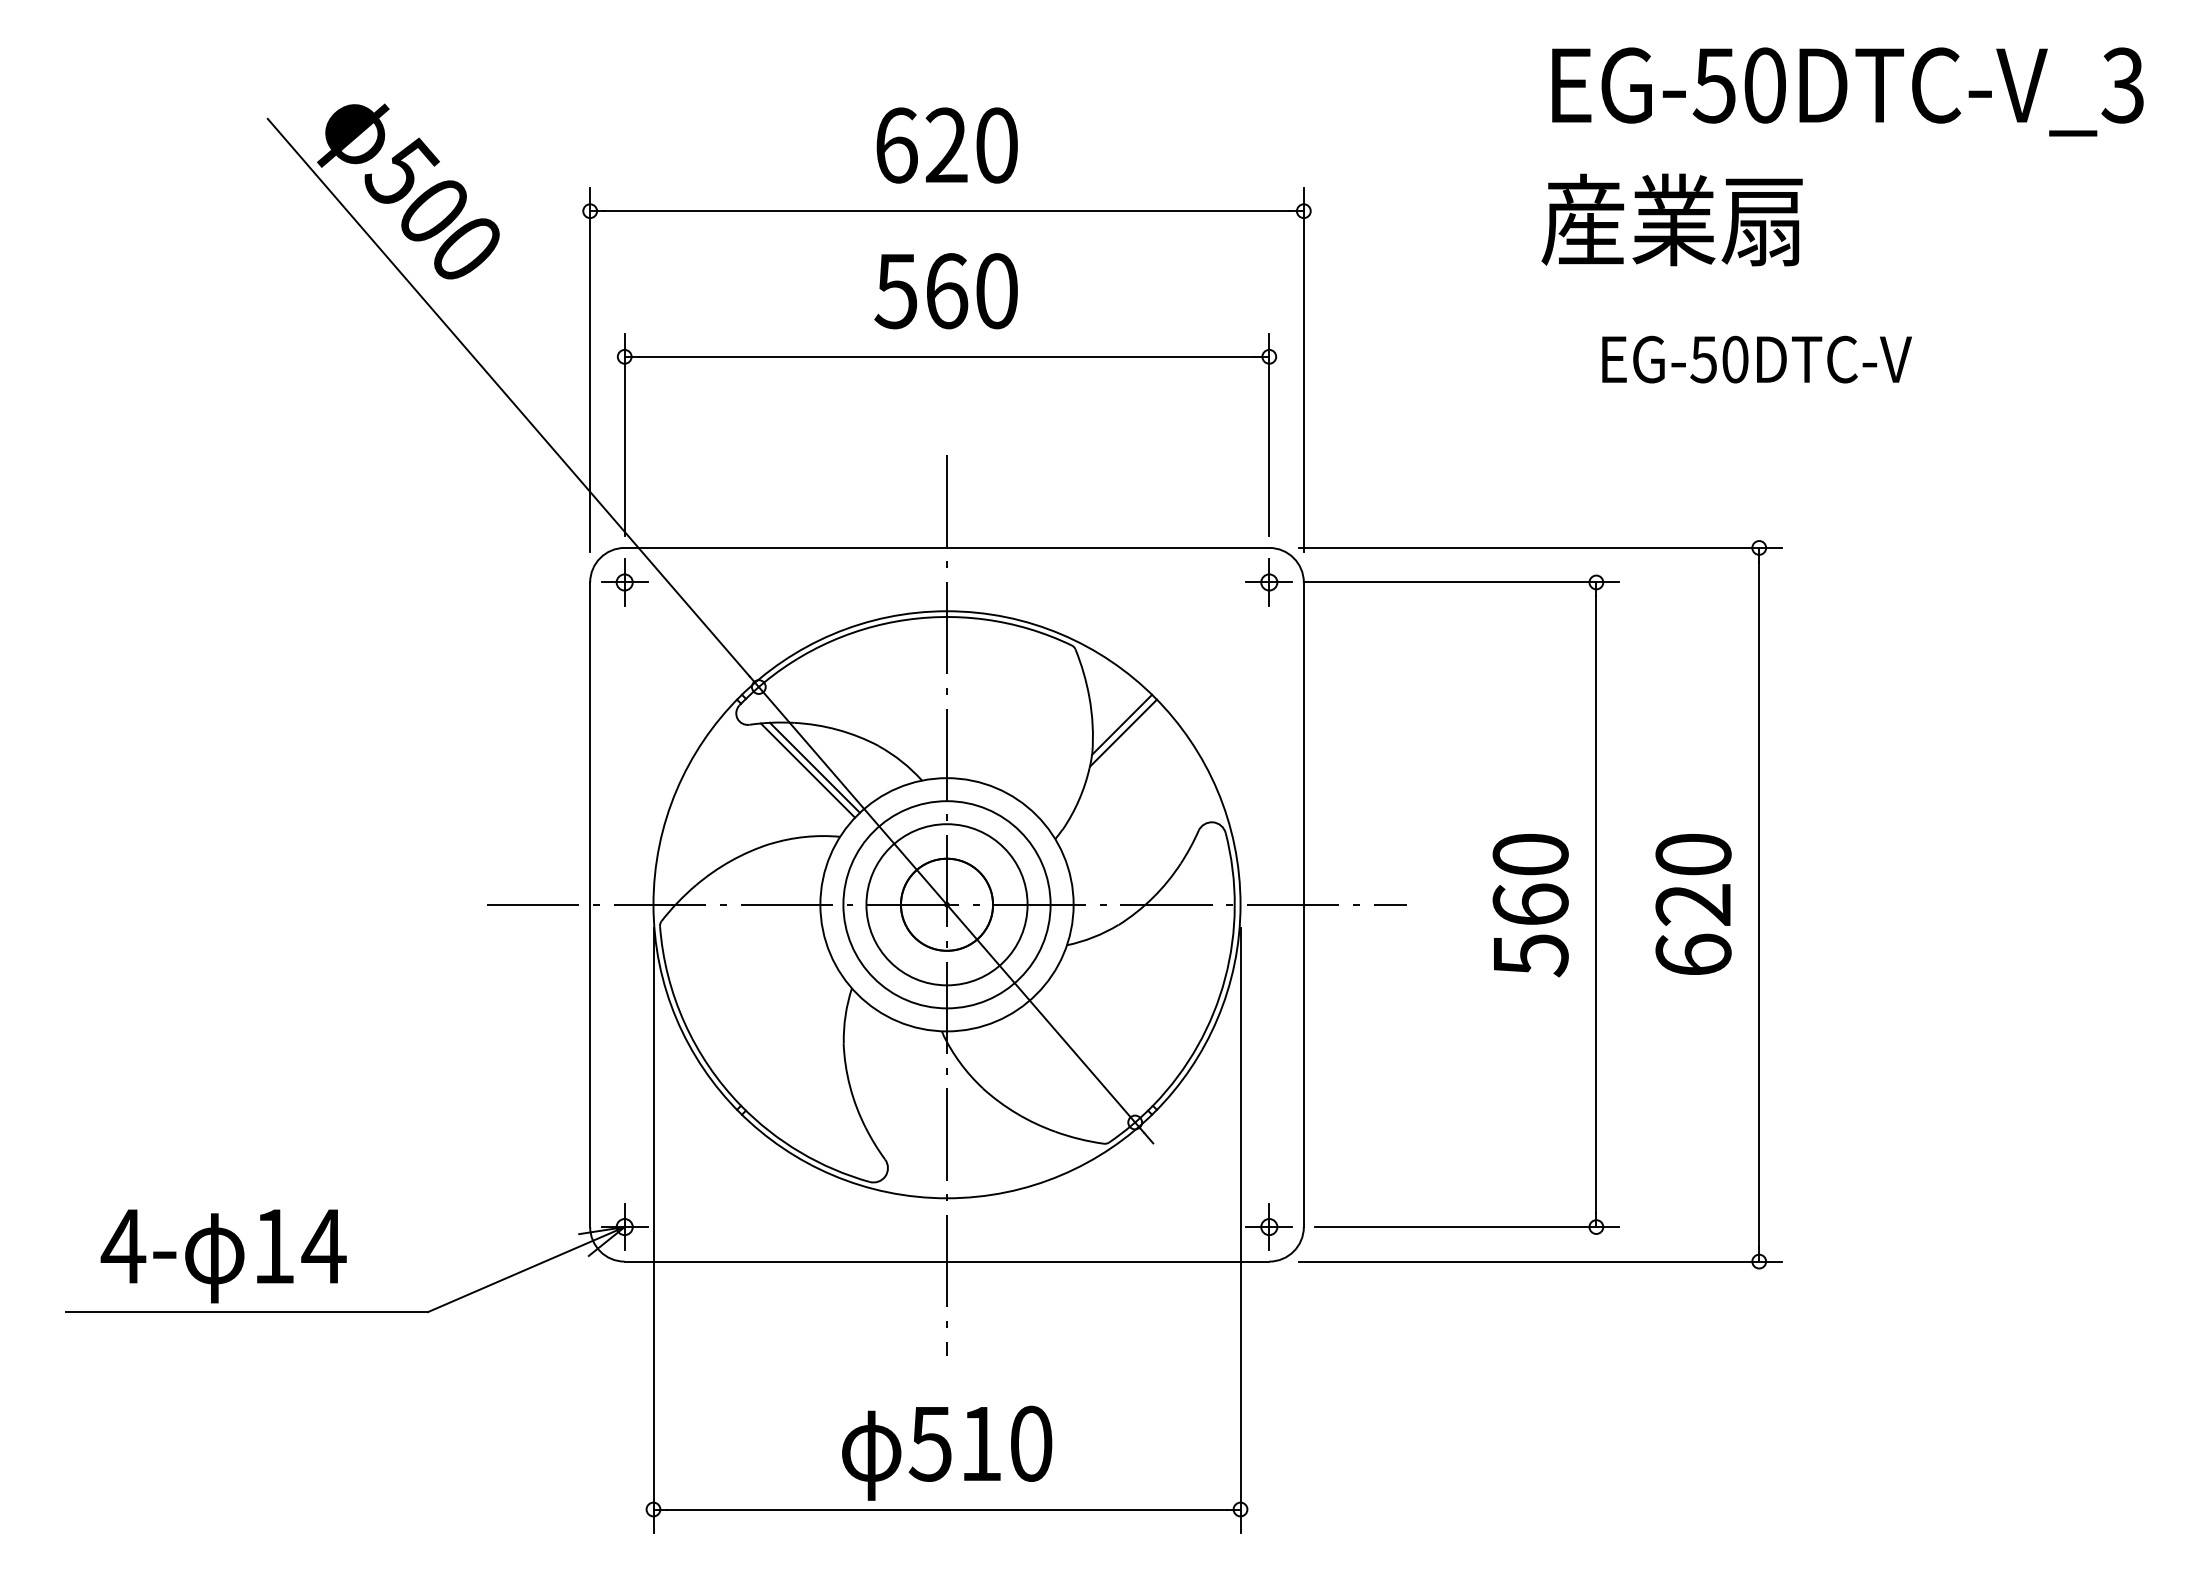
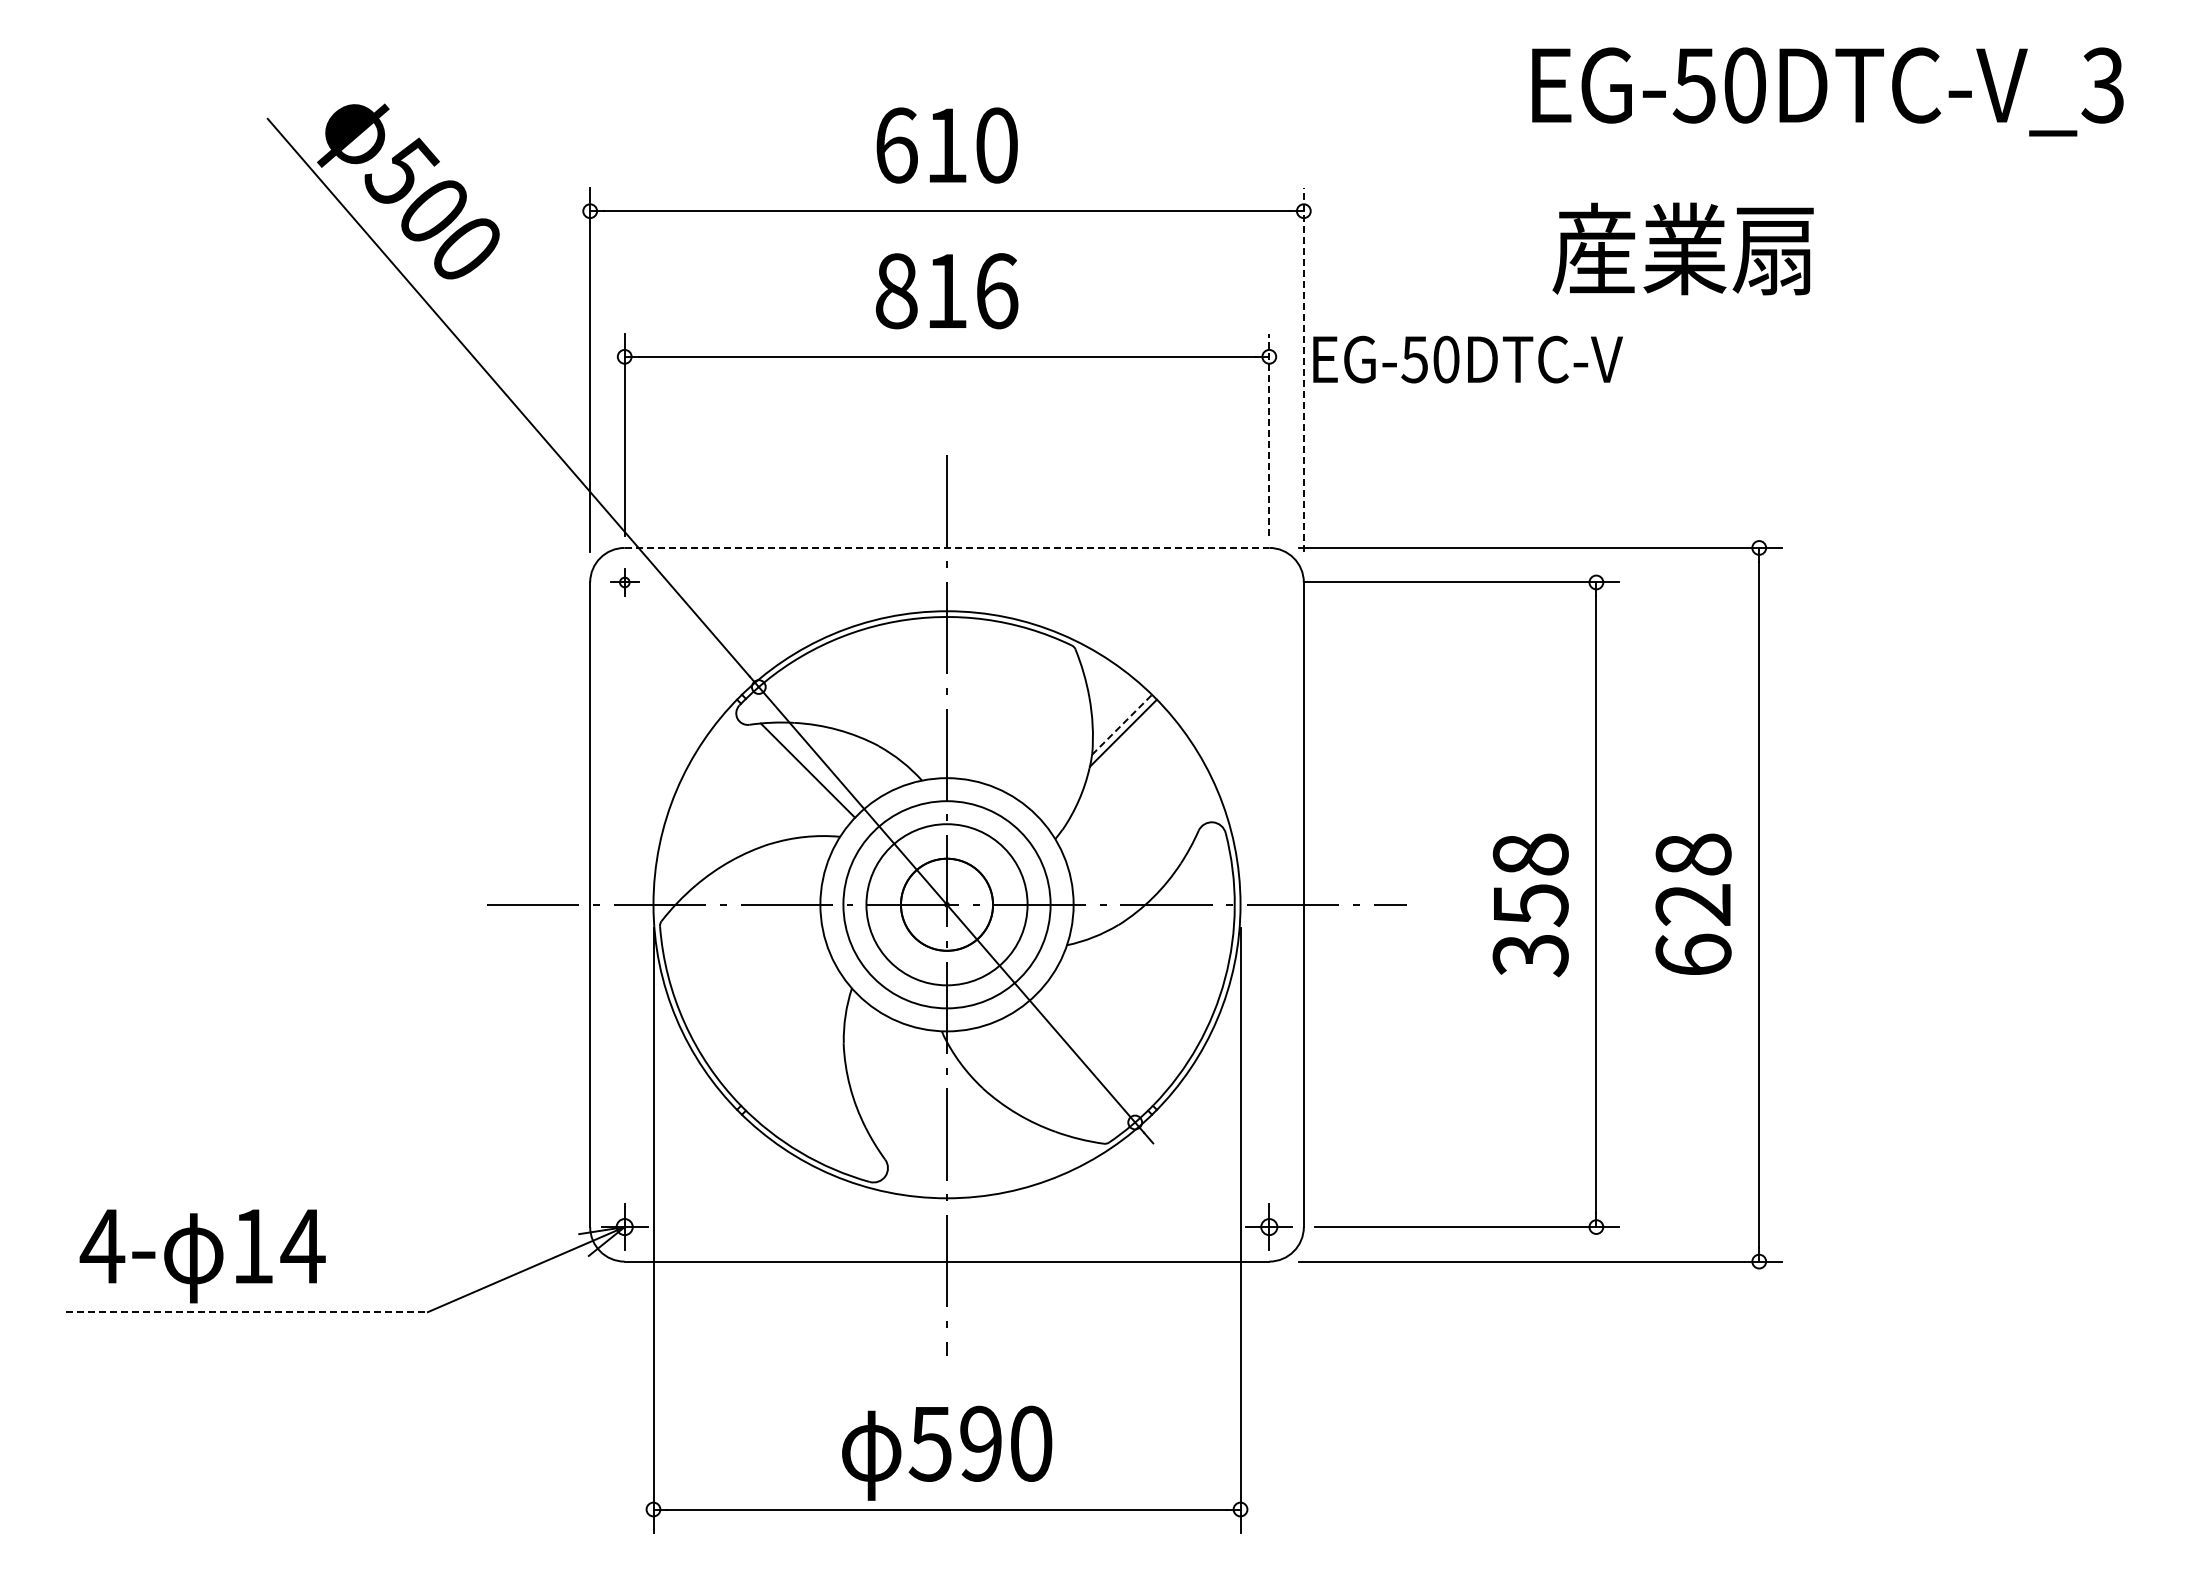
text position: (1847, 91) -> (1827, 91) (1827, 91)
text: 620 -> 610 (946, 144)
text position: (1671, 219) -> (1682, 248) (1682, 248)
text: 560 -> 816 (946, 291)
text position: (1756, 359) -> (1467, 359) (1467, 359)
line: solid -> dashed (1303, 369)
line: solid -> dashed (1269, 434)
line: solid -> dashed (947, 547)
part size: 48x49 px -> 30x29 px (624, 582)
part: present -> none (1268, 582)
line: solid -> dashed (1122, 724)
line: present -> none (814, 767)
text: 620 -> 628 (1693, 854)
text: 560 -> 358 (1530, 905)
text position: (223, 1256) -> (202, 1256) (202, 1256)
line: solid -> dashed (247, 1312)
text: 510 -> 590 (980, 1443)
